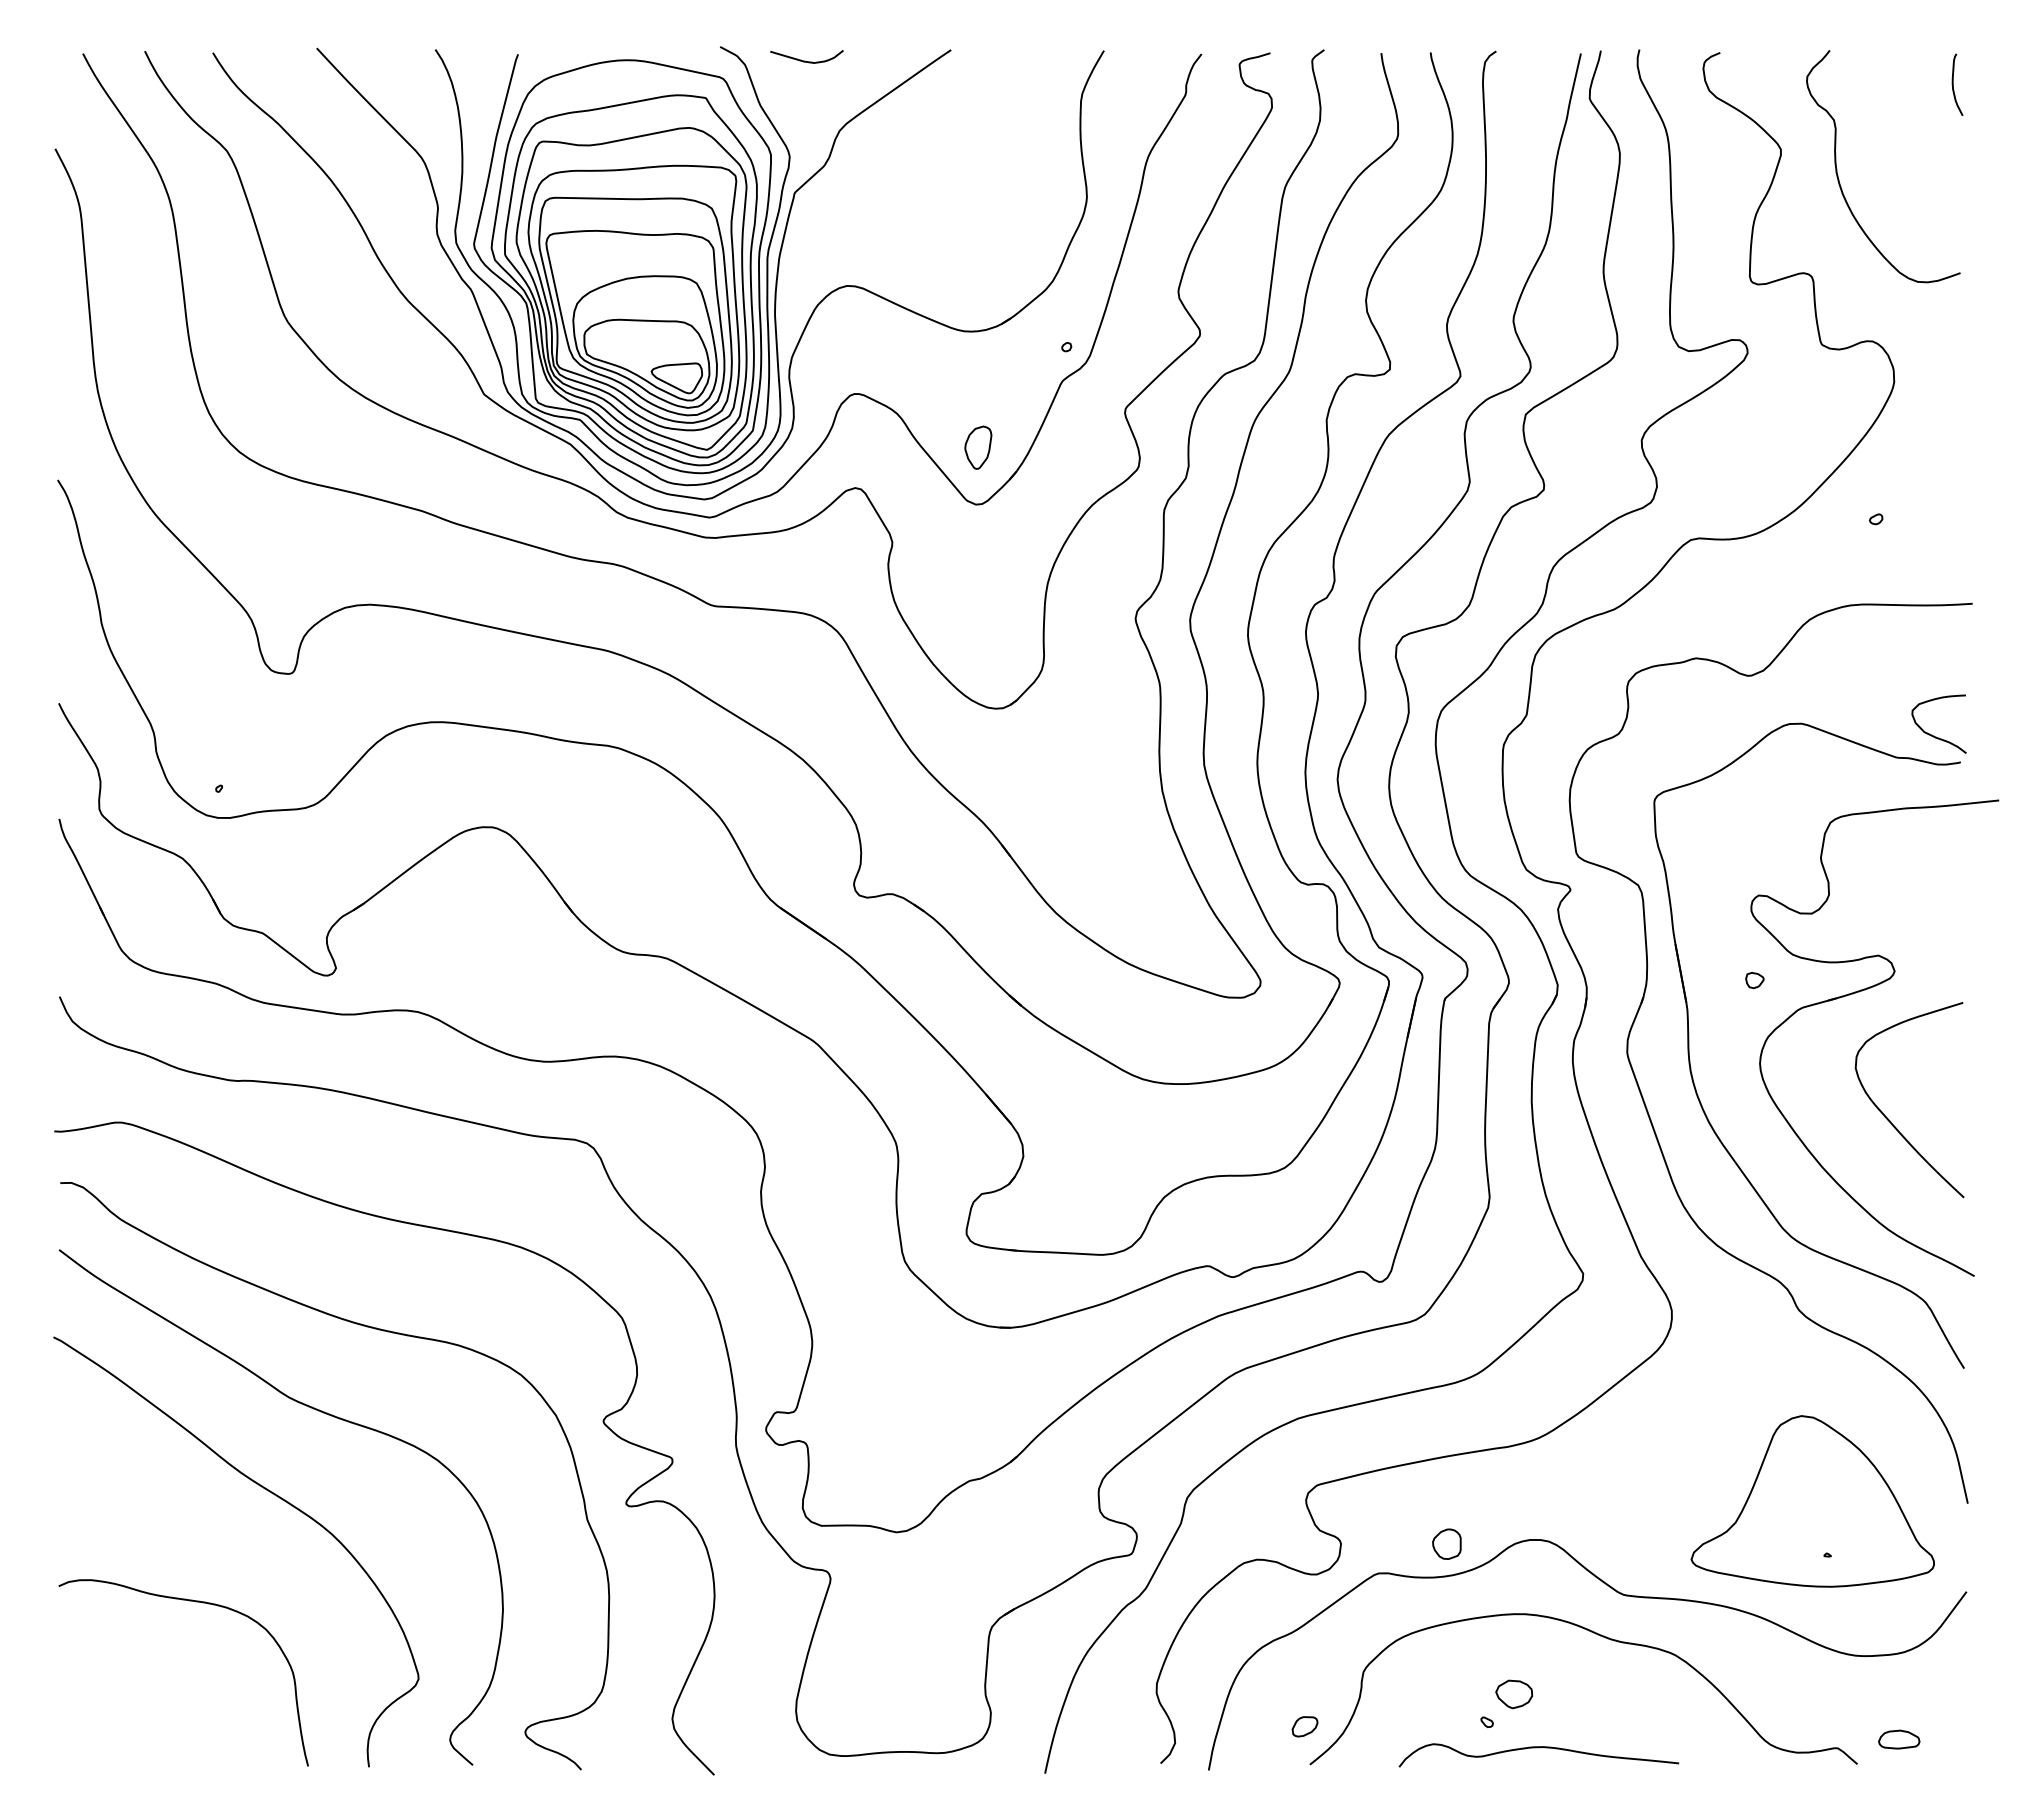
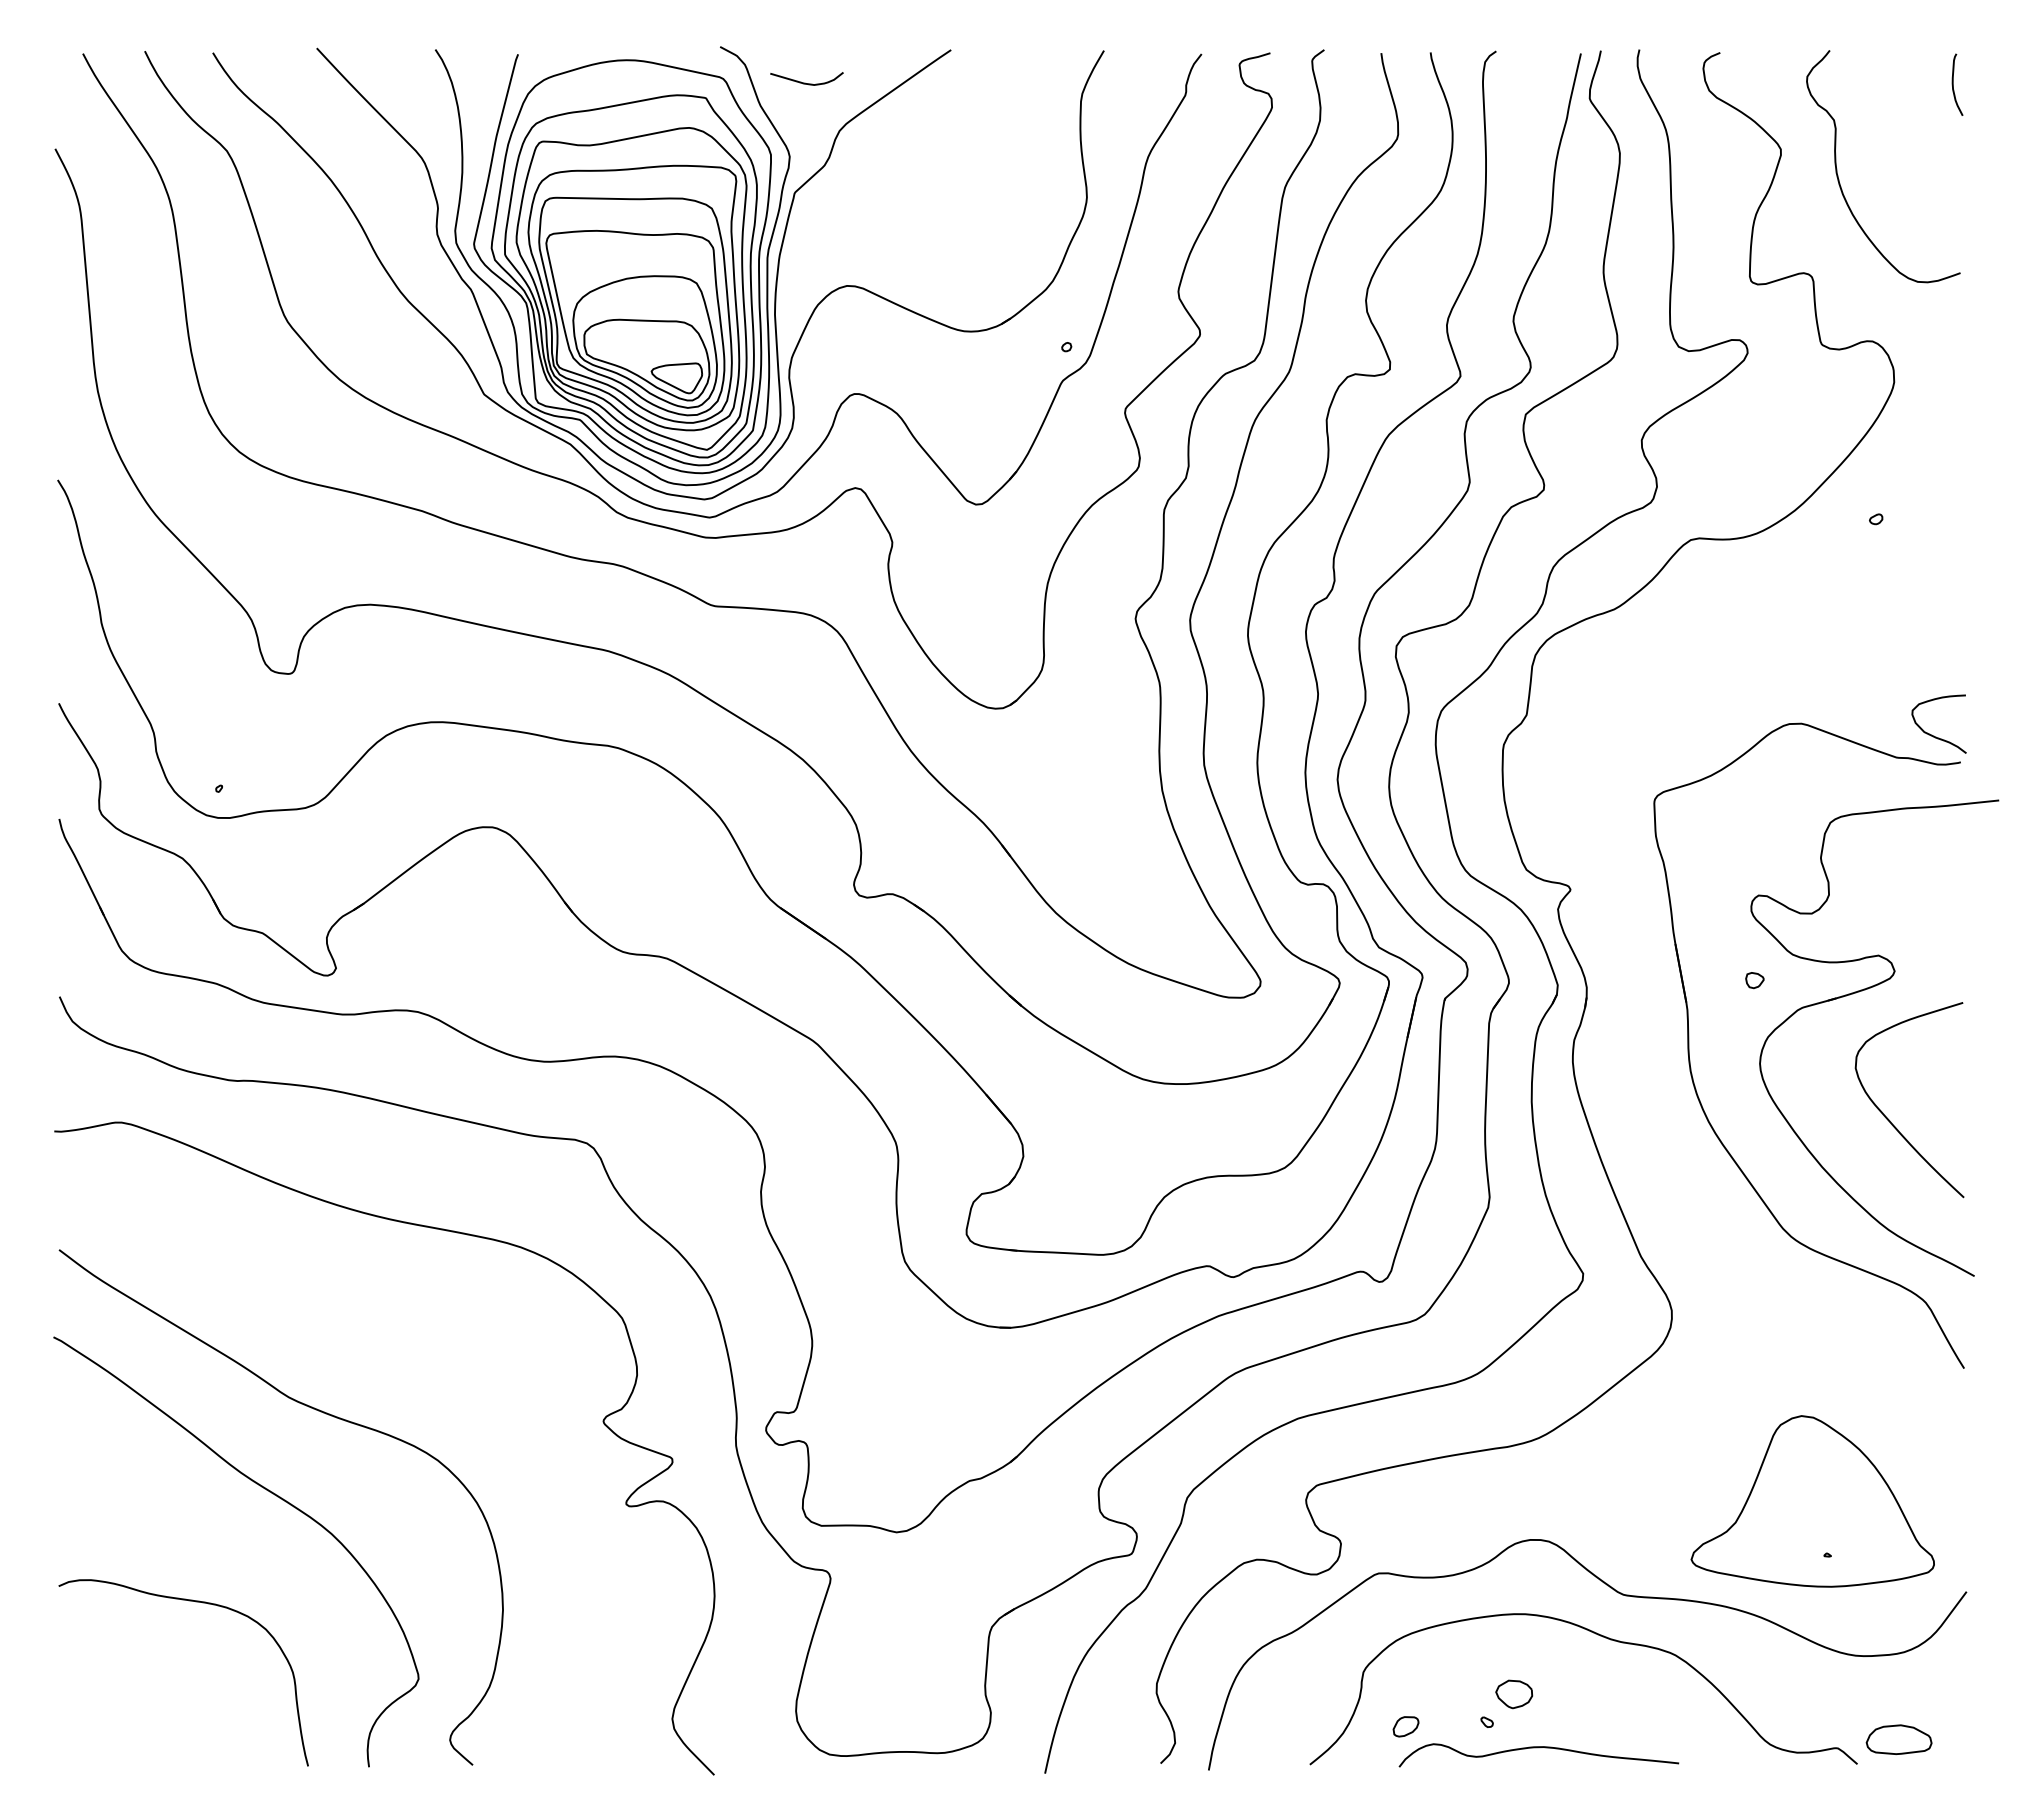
curve position: (805, 60) -> (805, 82) (805, 82)
part: present -> none (978, 447)
part: present -> none (1645, 1102)
curve: present -> none (370, 1328)
part: present -> none (1446, 1543)
part position: (1304, 1726) -> (1405, 1726) (1405, 1726)
part size: 43x21 px -> 68x31 px (1898, 1739)
